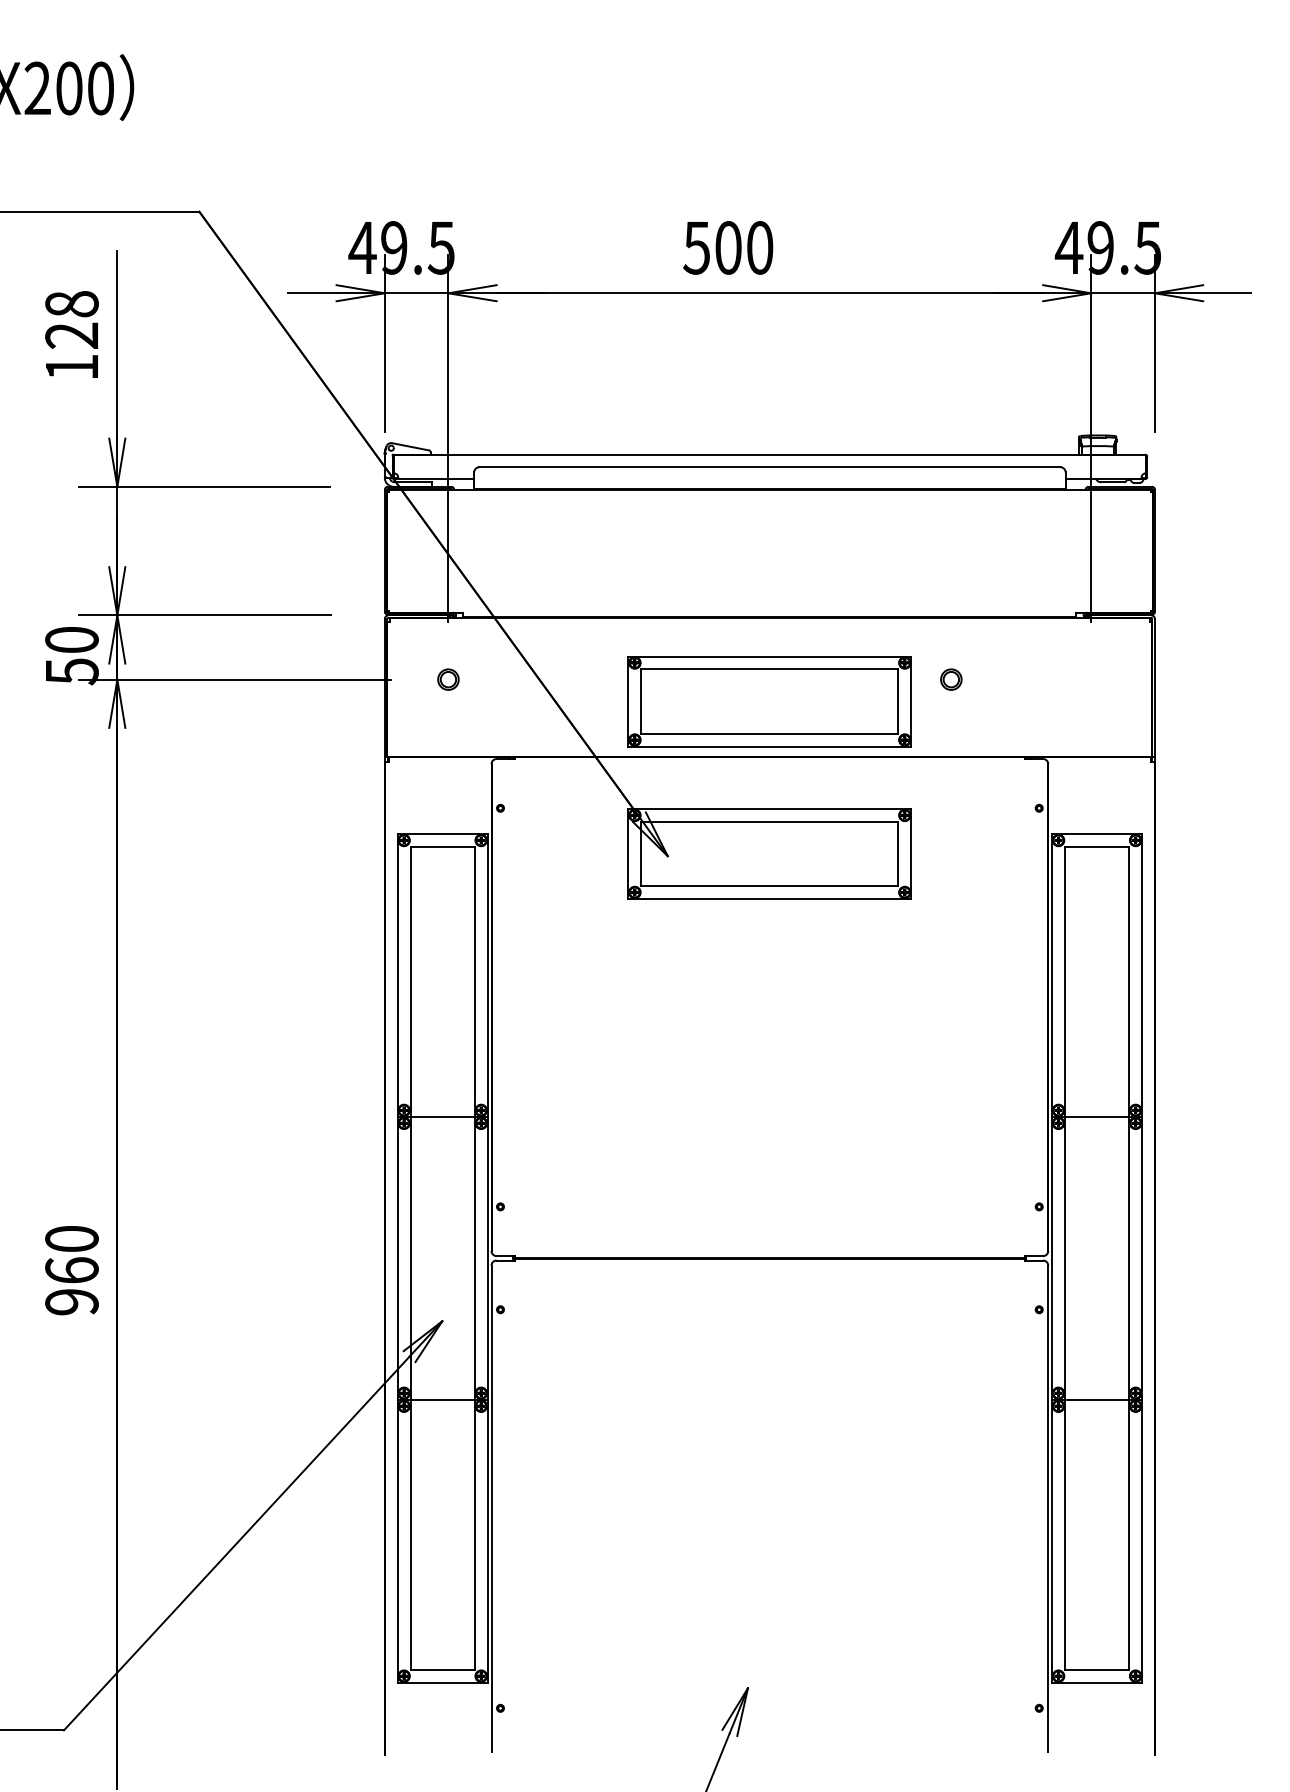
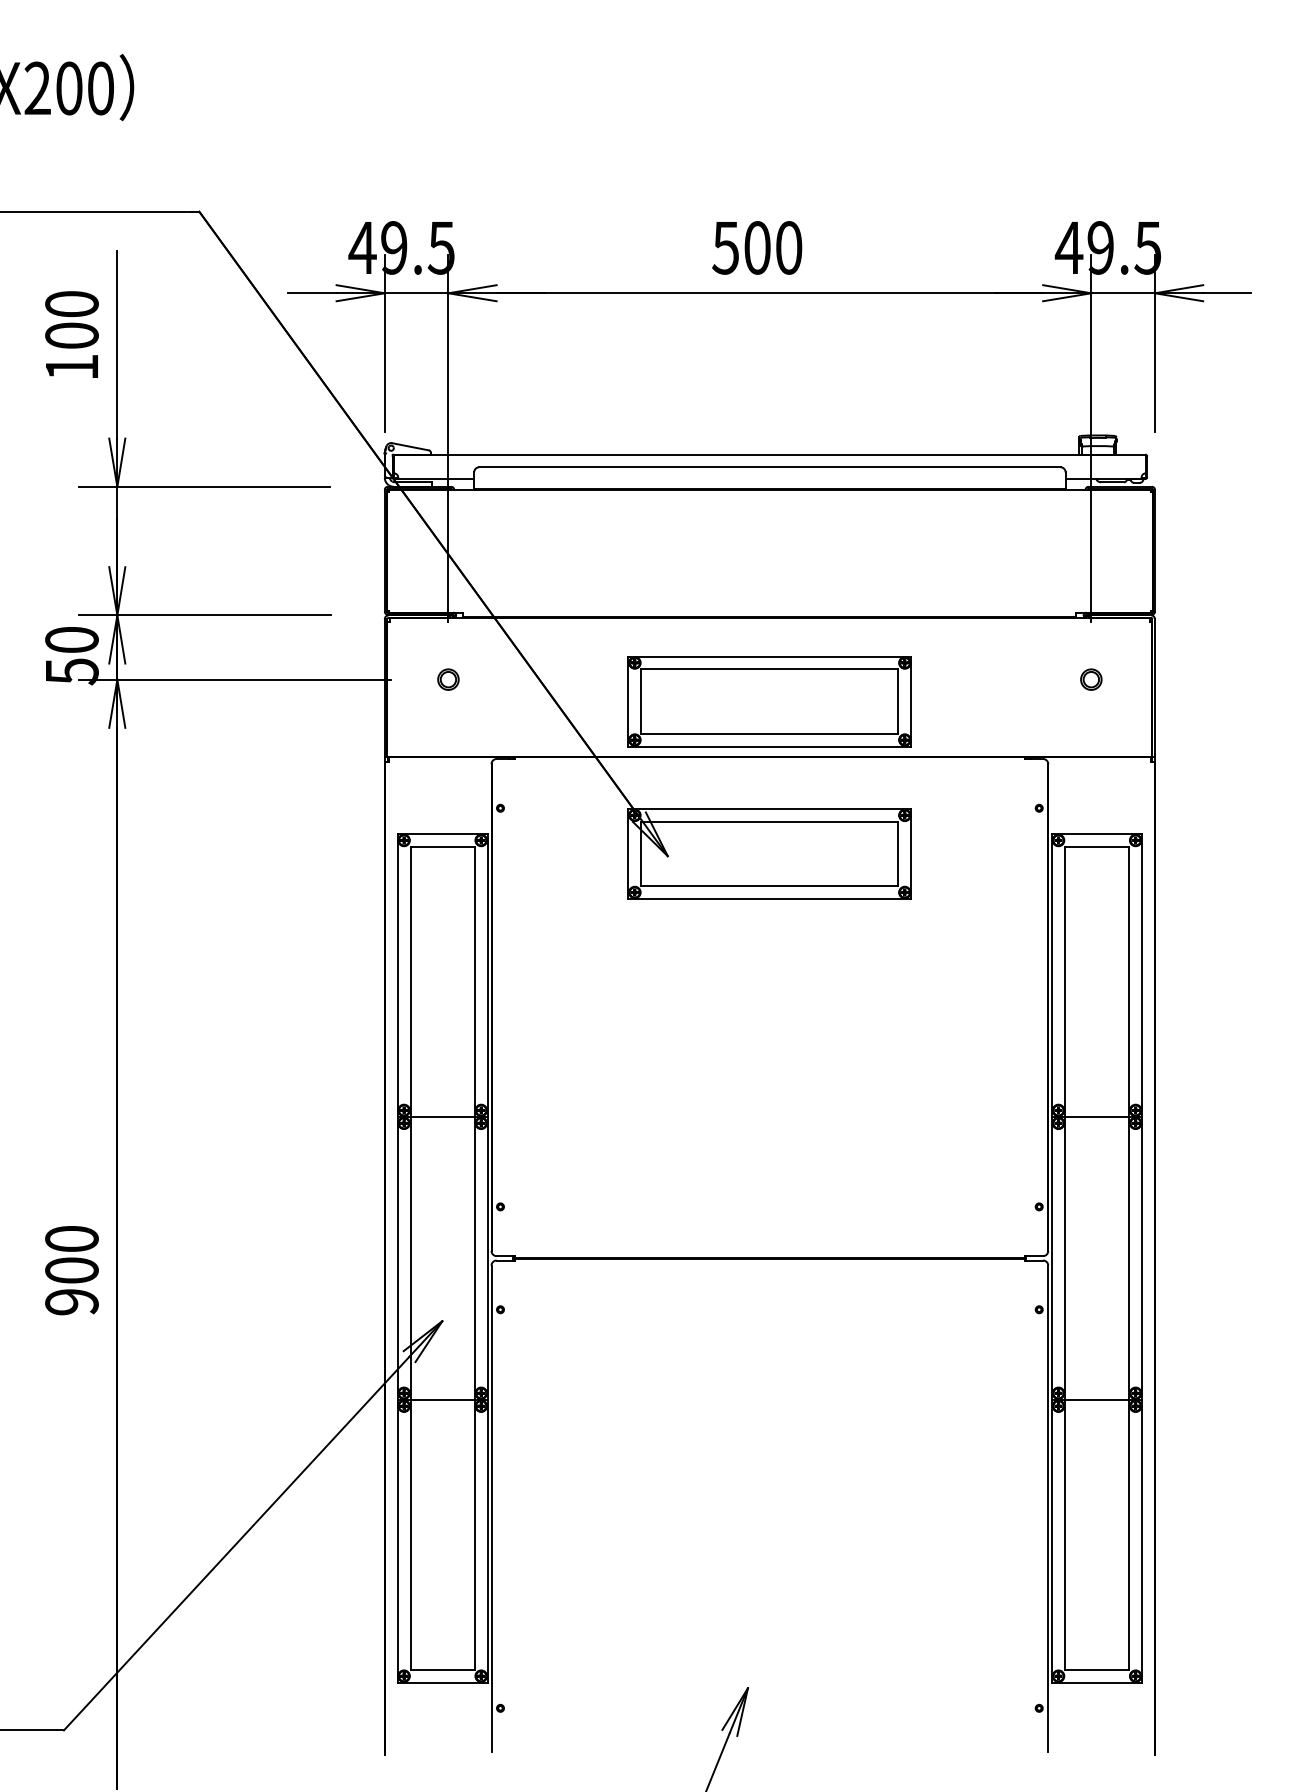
text position: (728, 247) -> (757, 247) (757, 247)
text: 128 -> 100 (71, 319)
part position: (951, 679) -> (1091, 679) (1091, 679)
text: 960 -> 900 (71, 1270)
